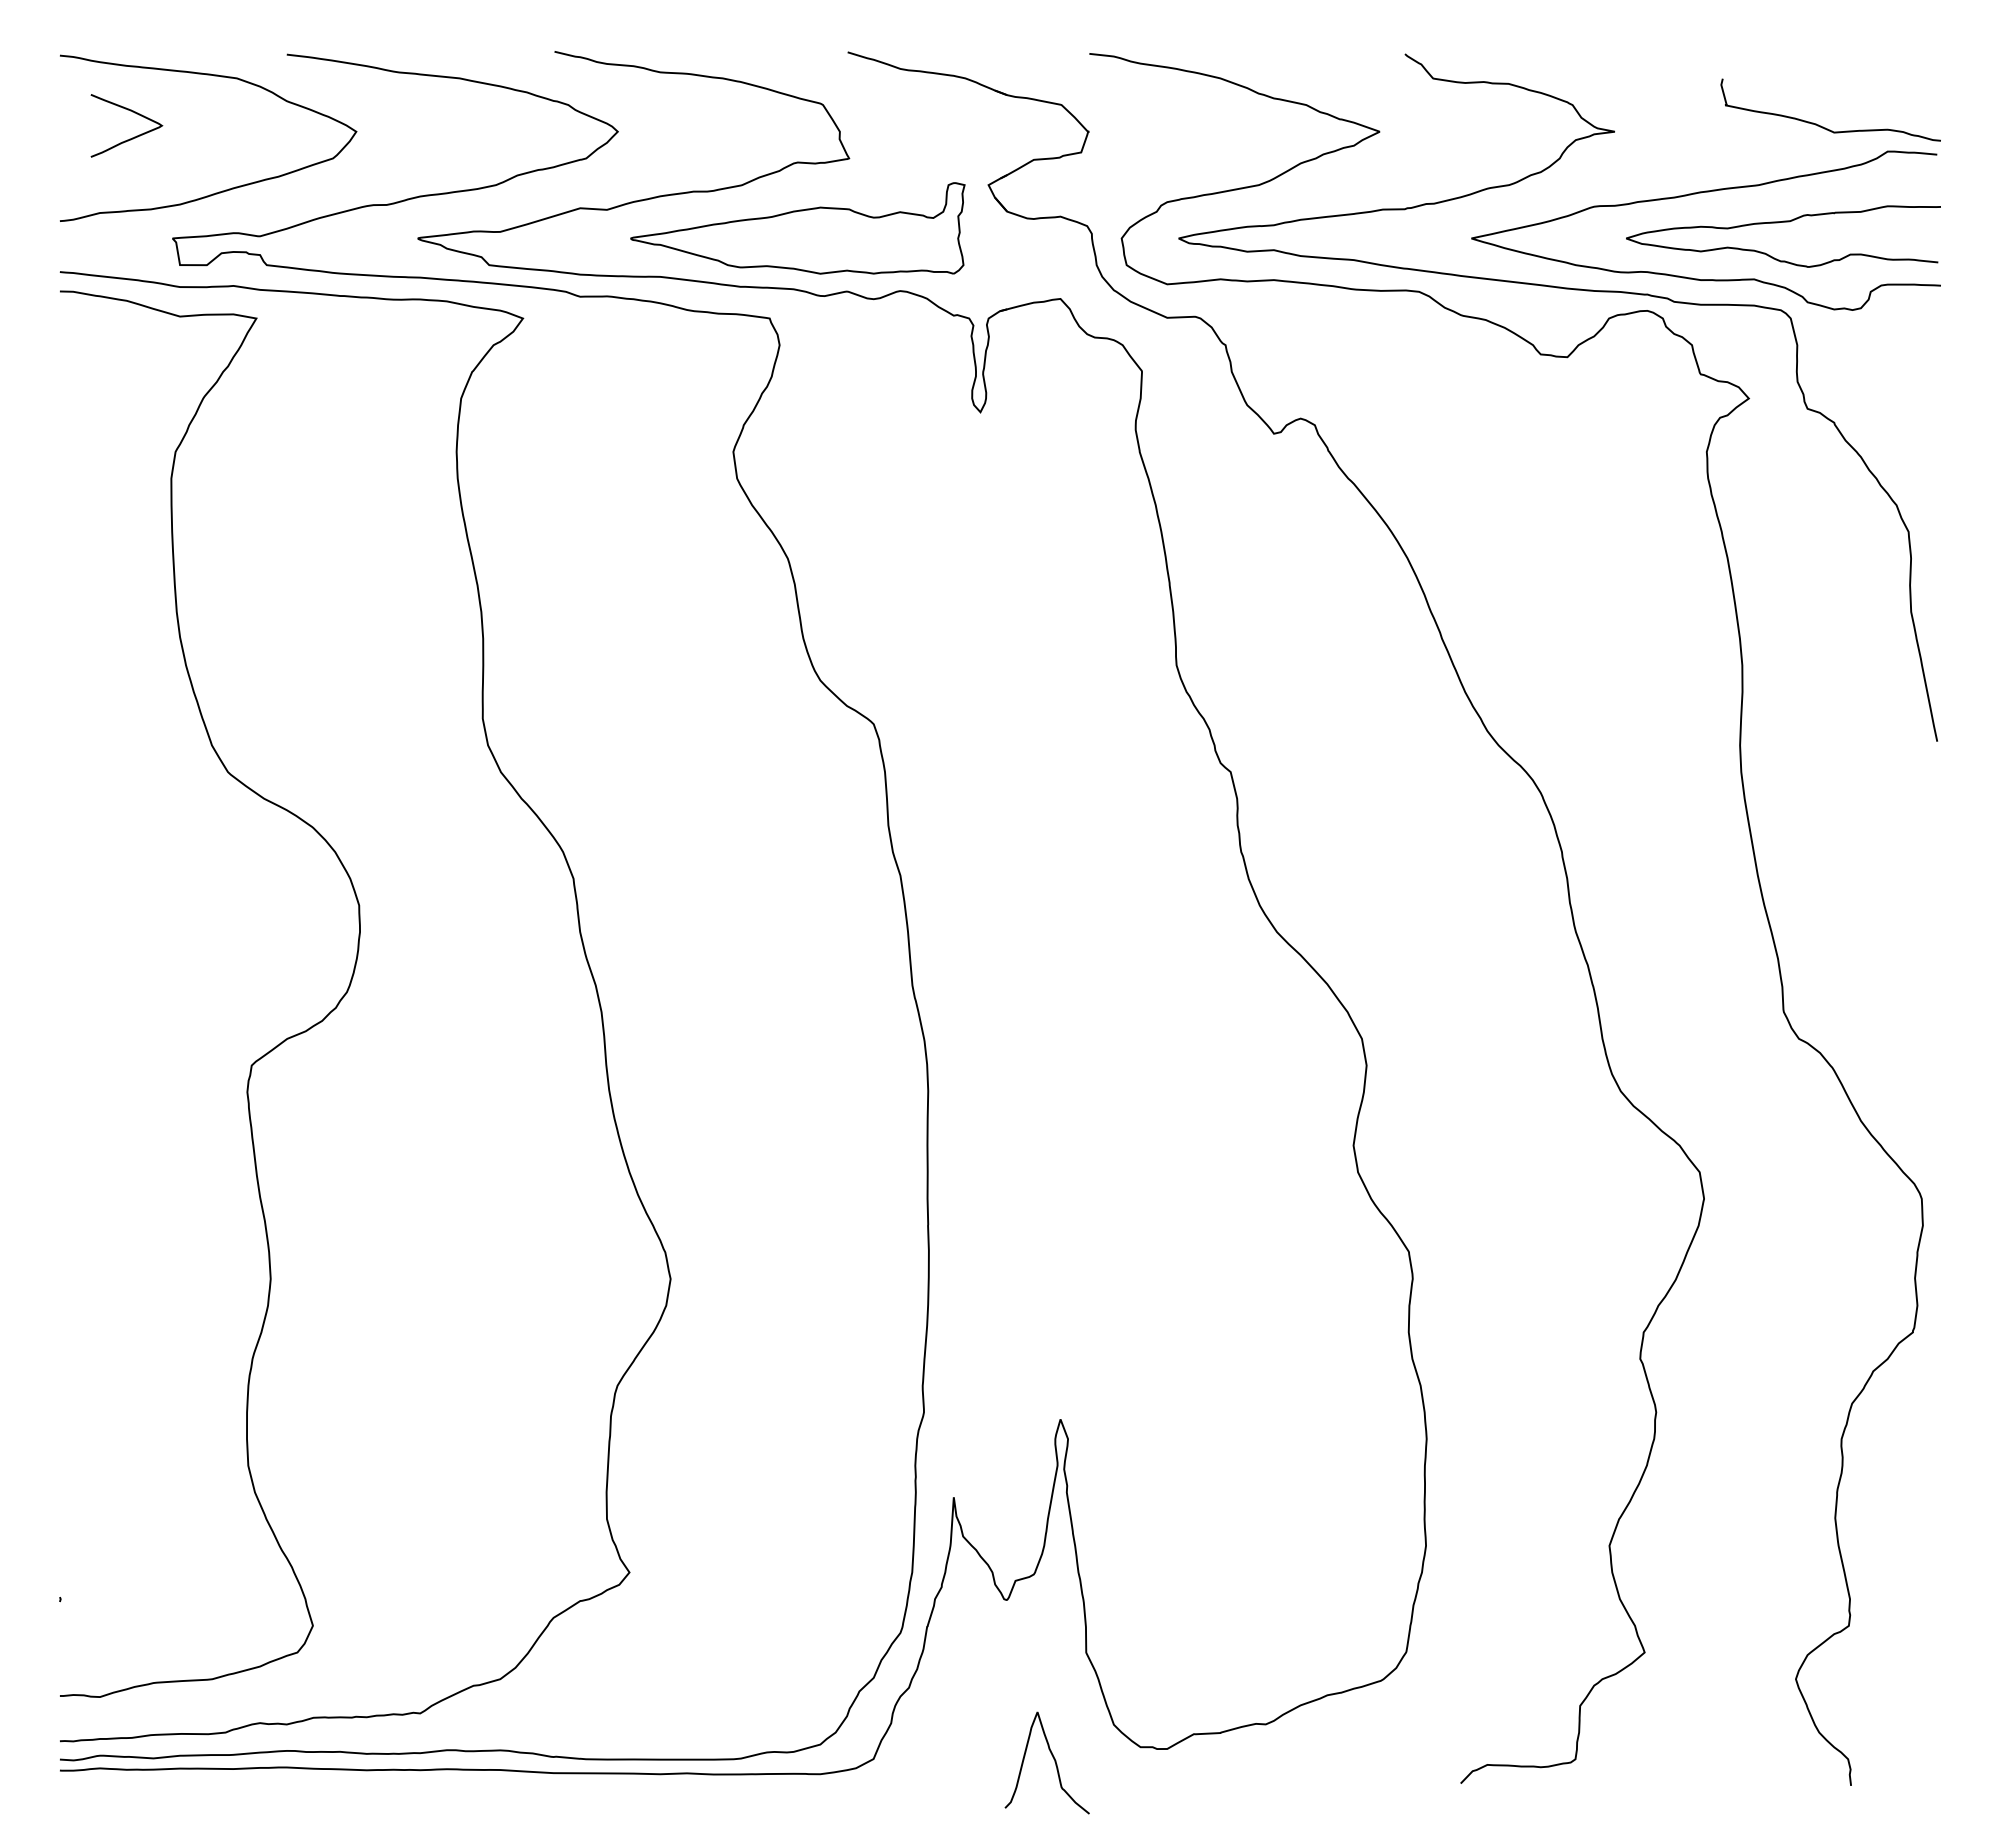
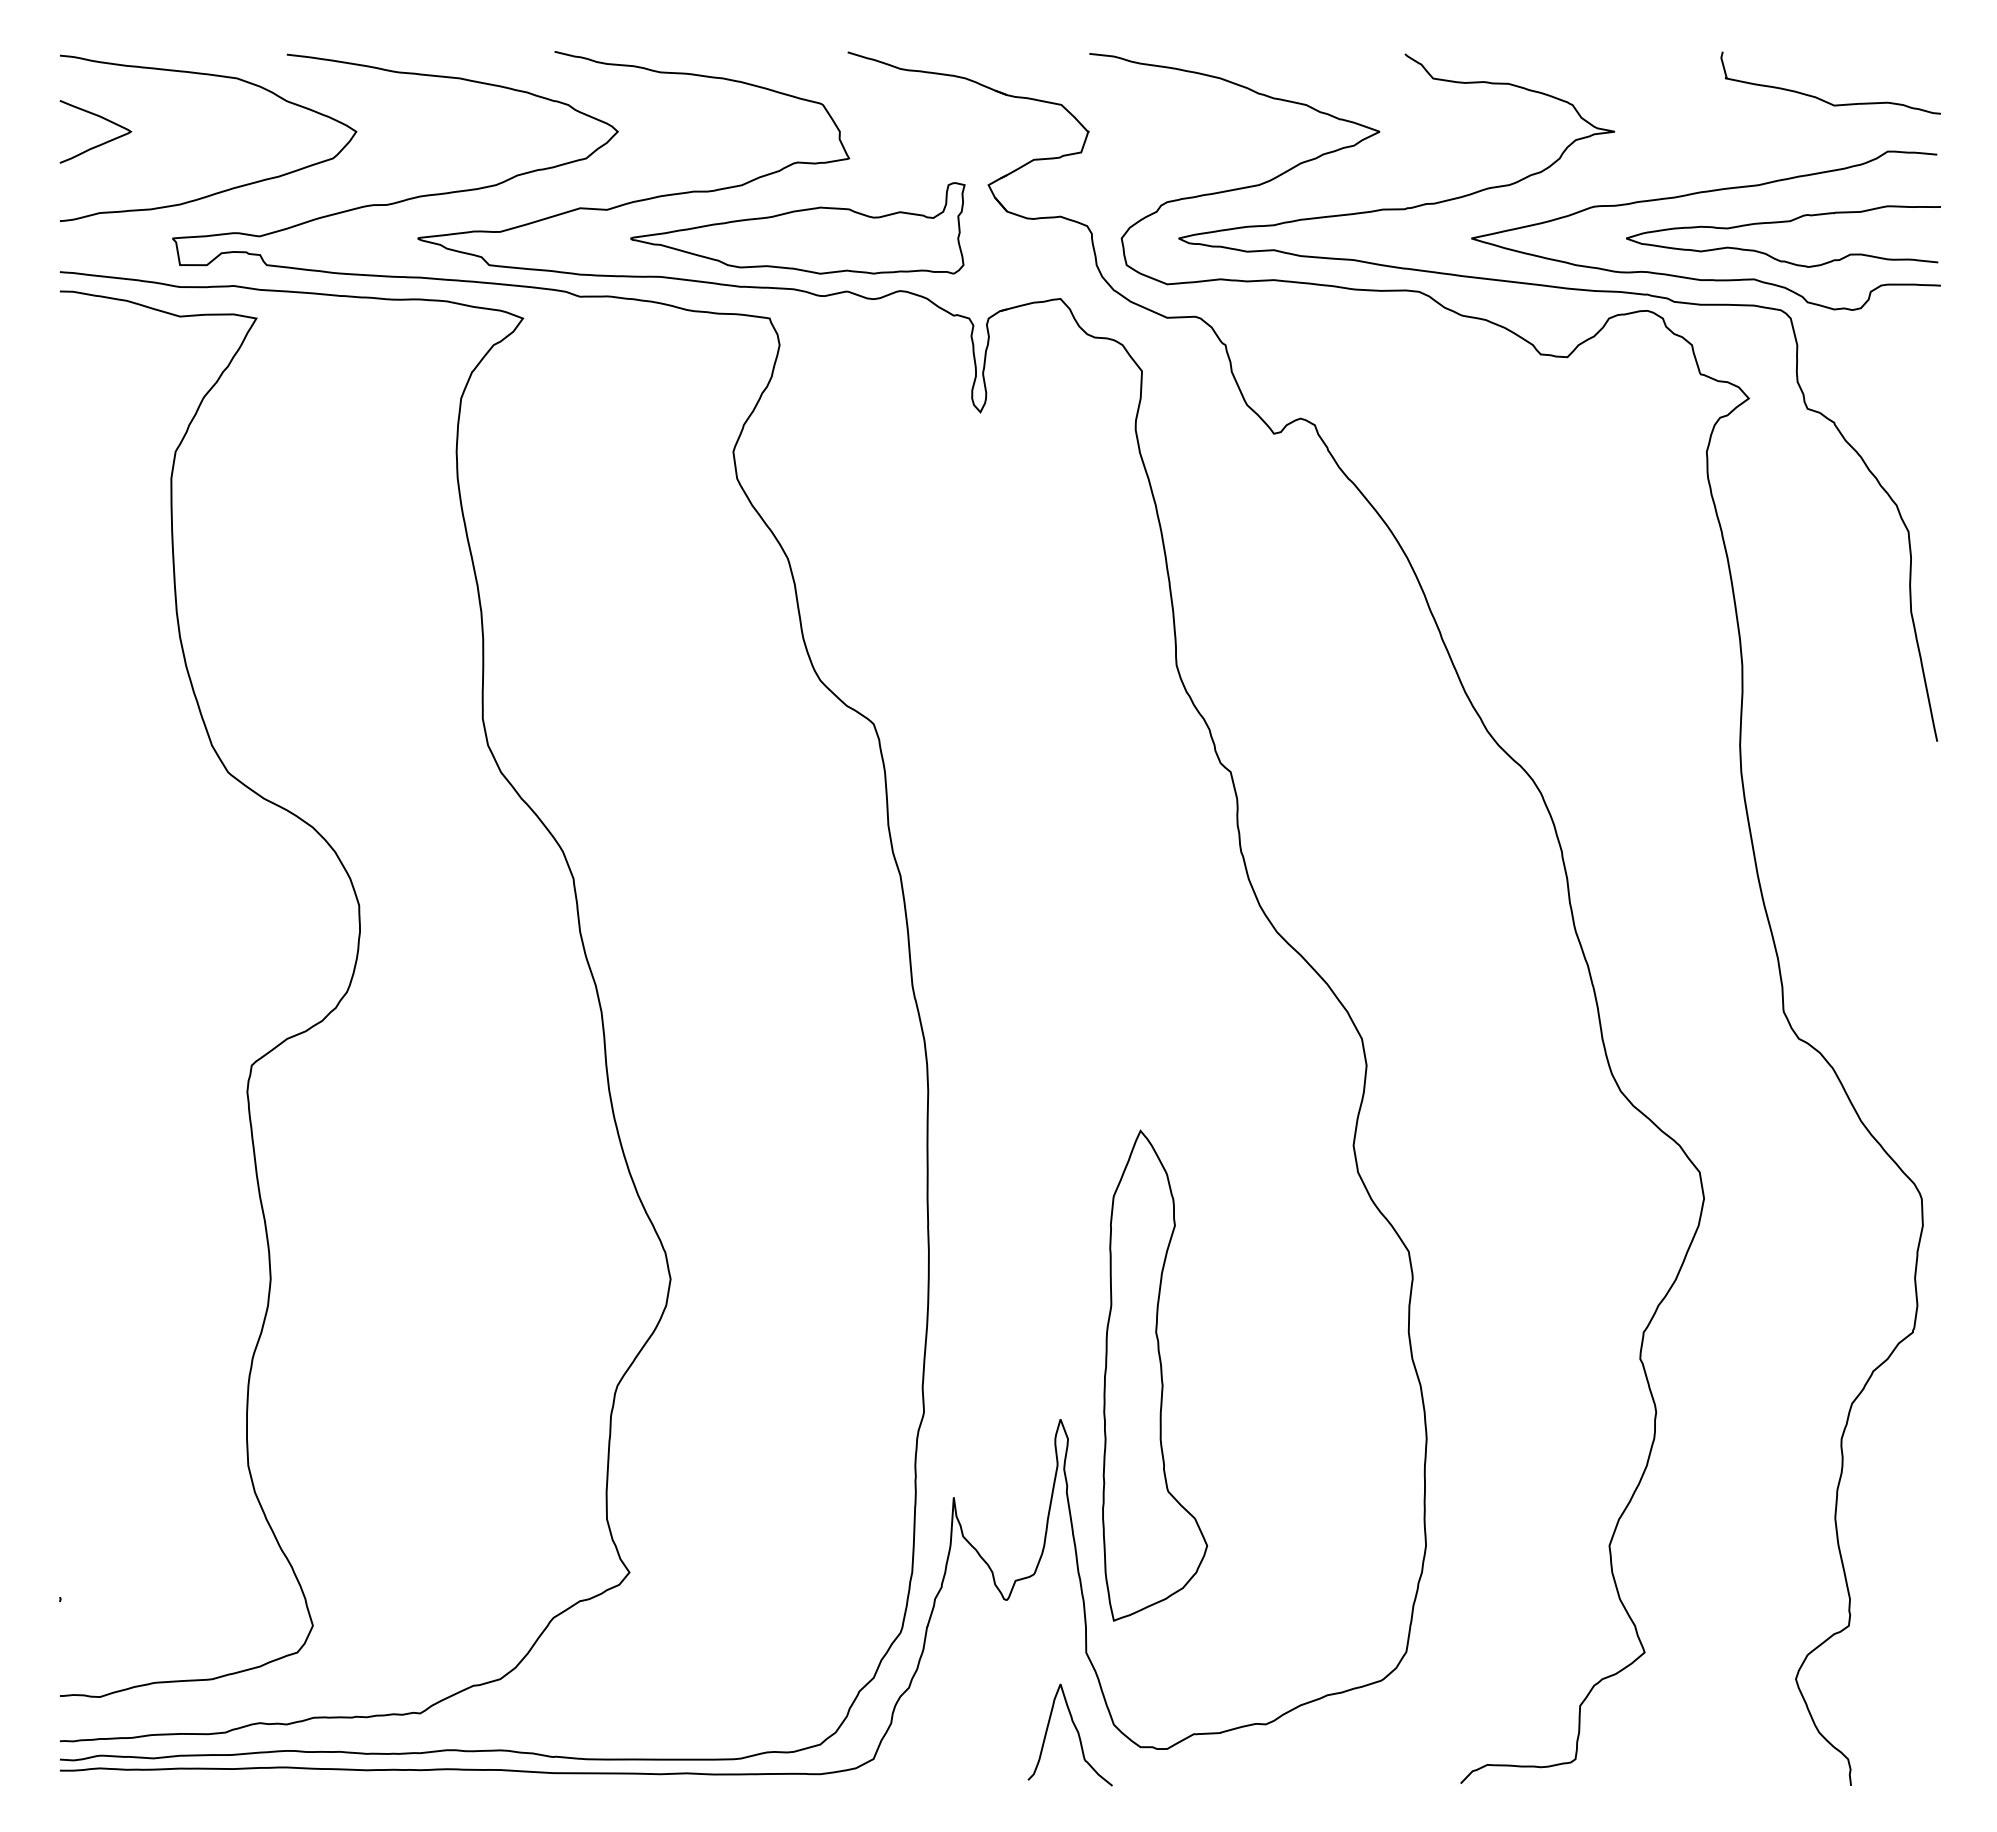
curve position: (1821, 125) -> (1821, 98) (1821, 98)
curve position: (129, 138) -> (98, 144) (98, 144)
part: none -> present (1155, 1375)
curve position: (1053, 1759) -> (1076, 1731) (1076, 1731)
